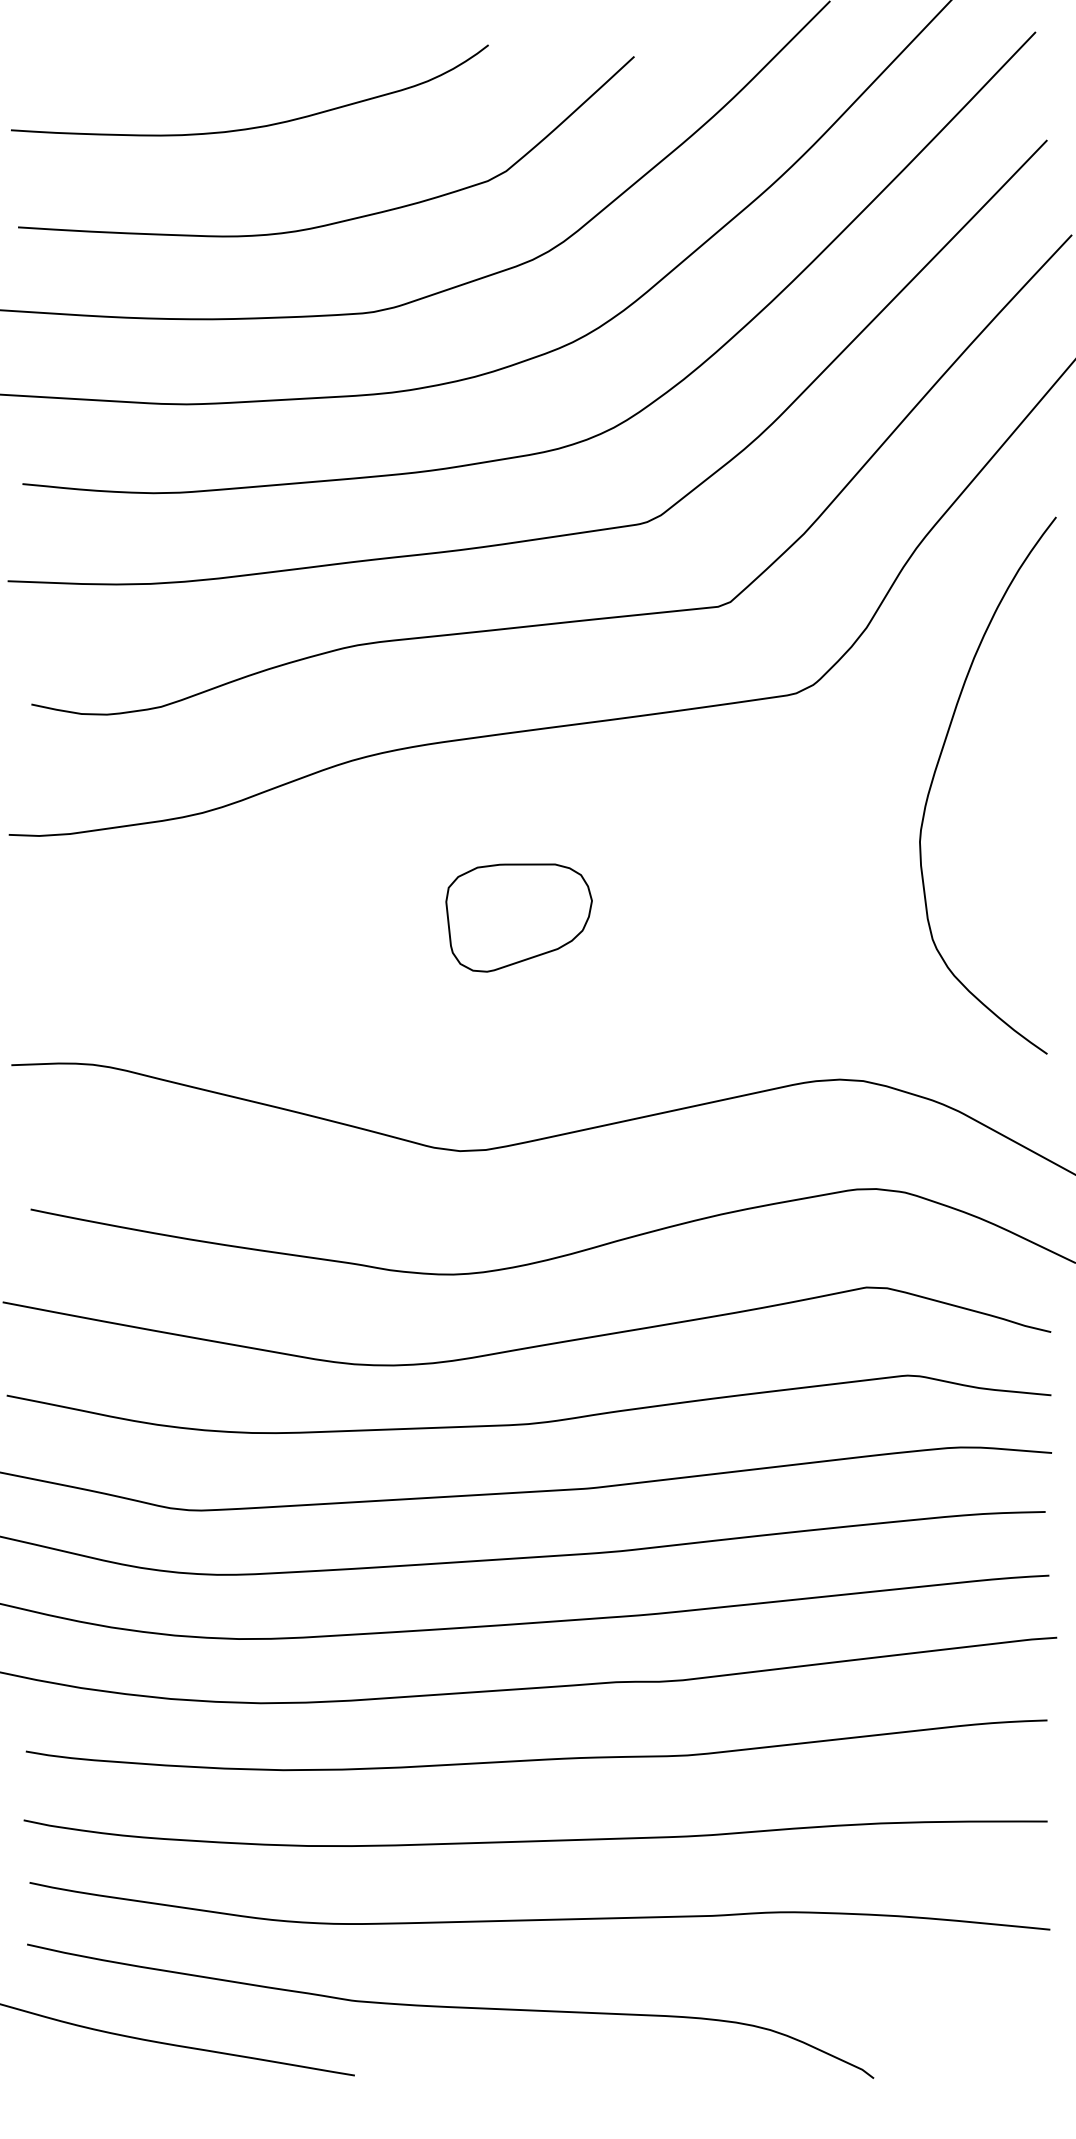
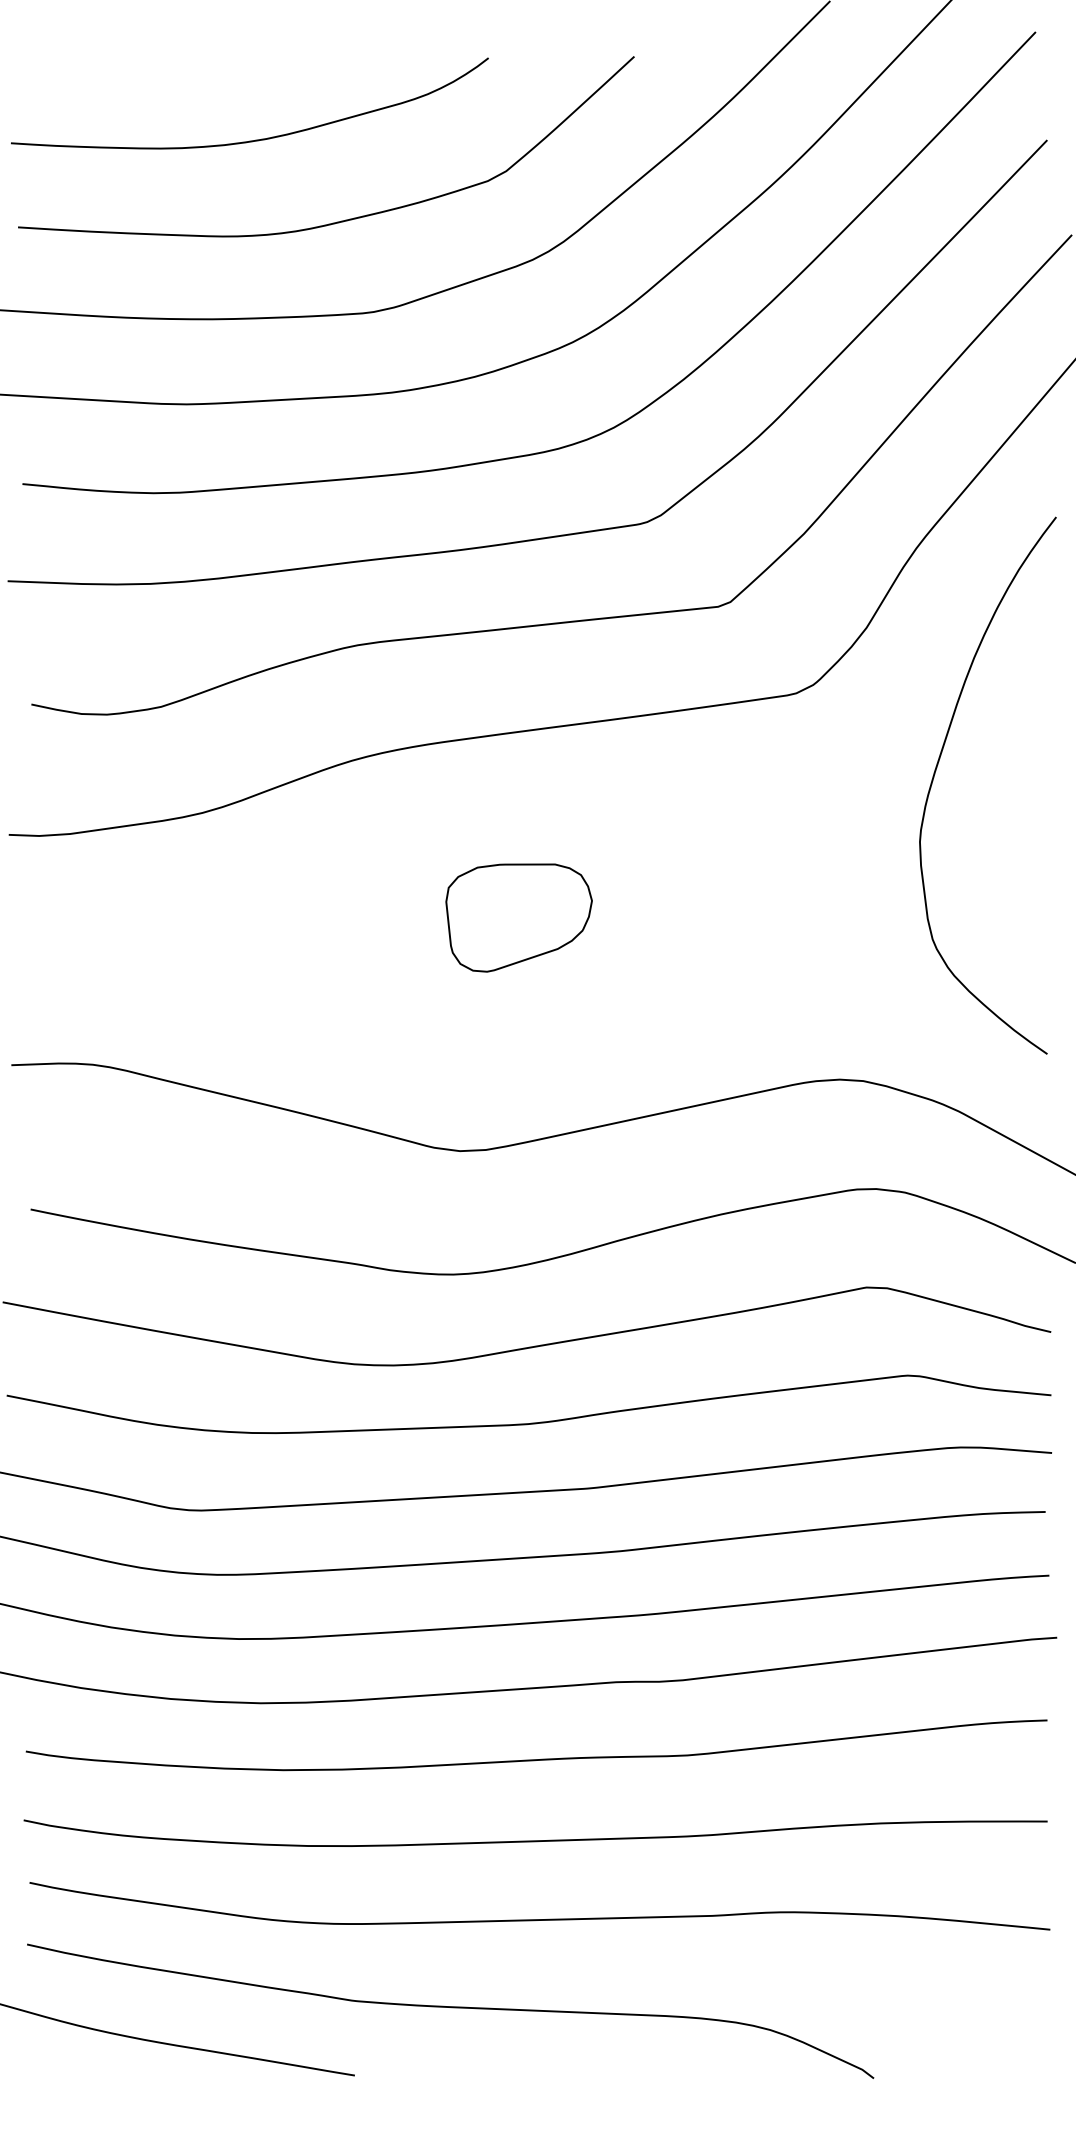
curve position: (255, 126) -> (255, 139) (255, 139)
